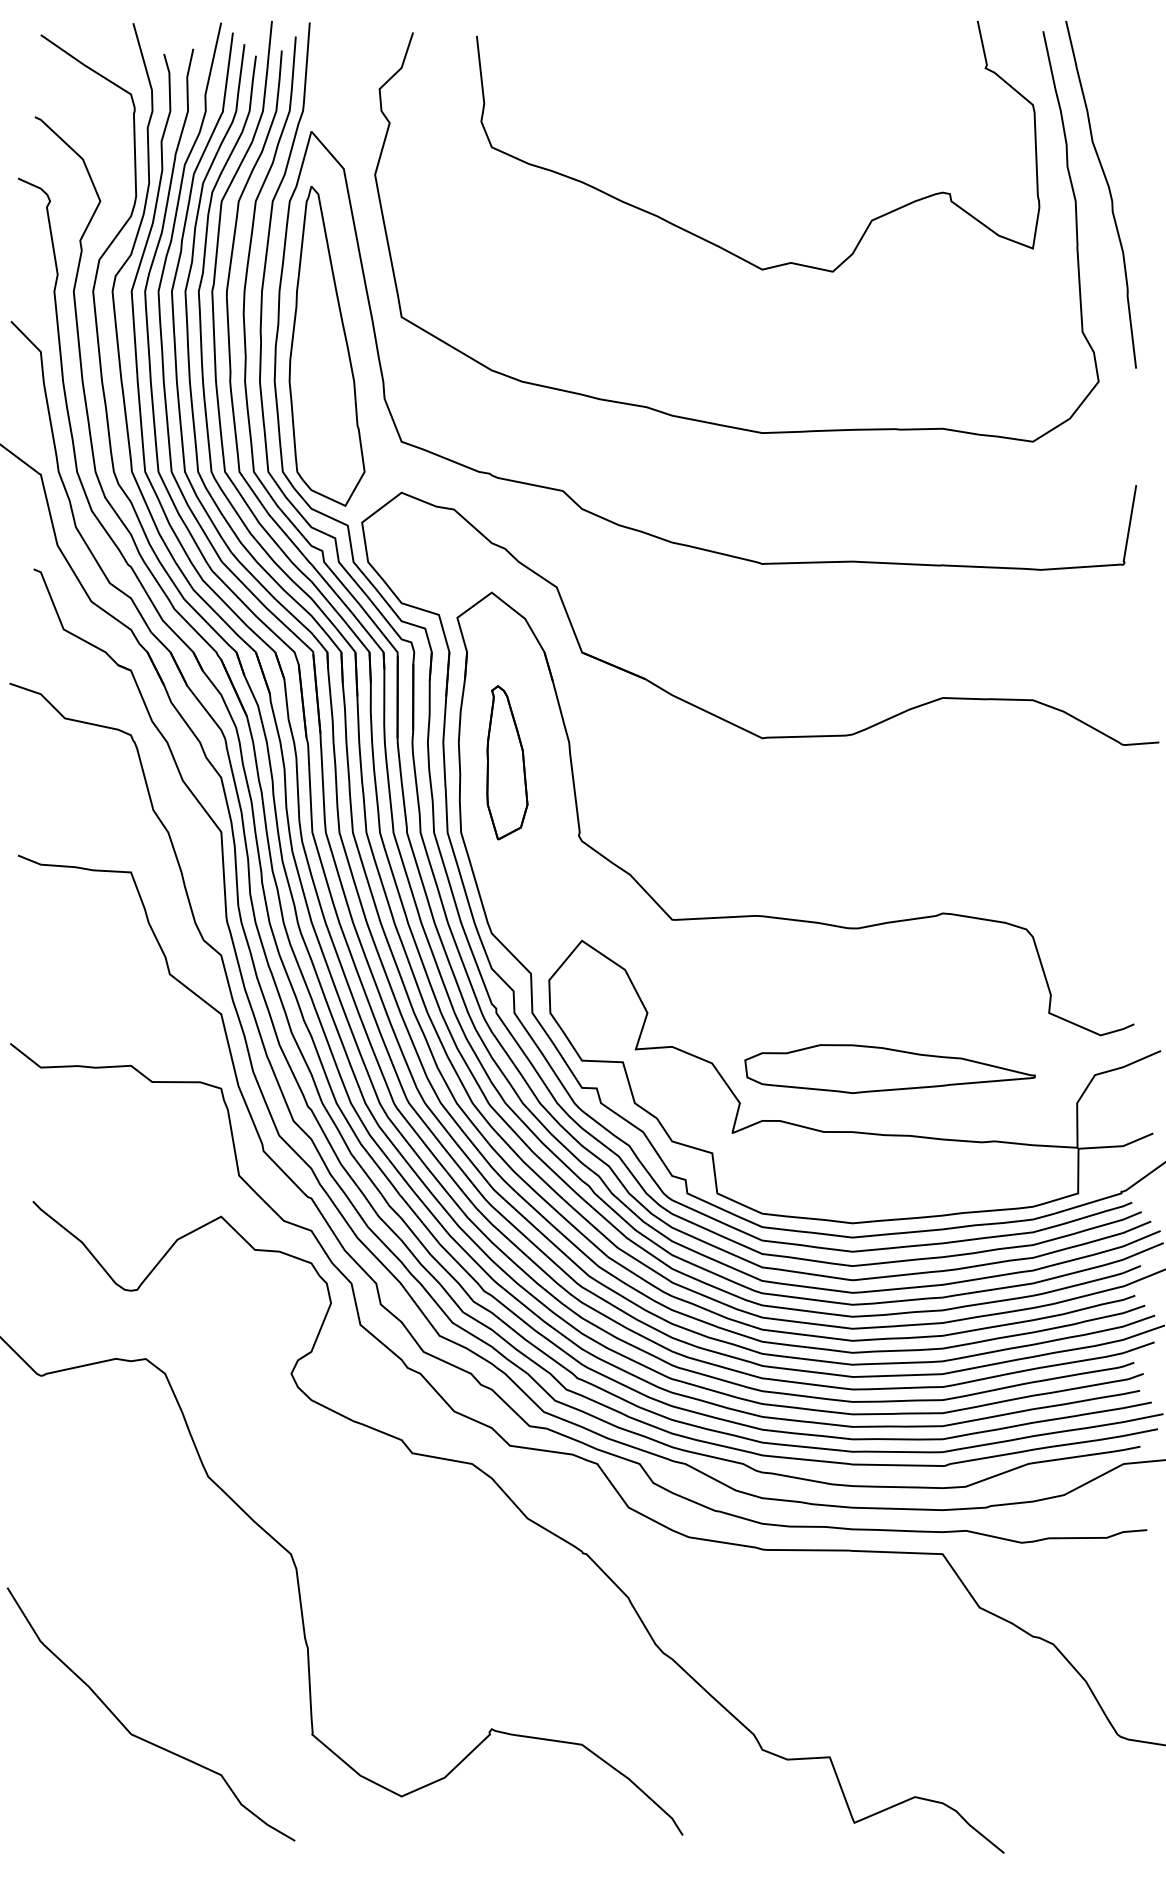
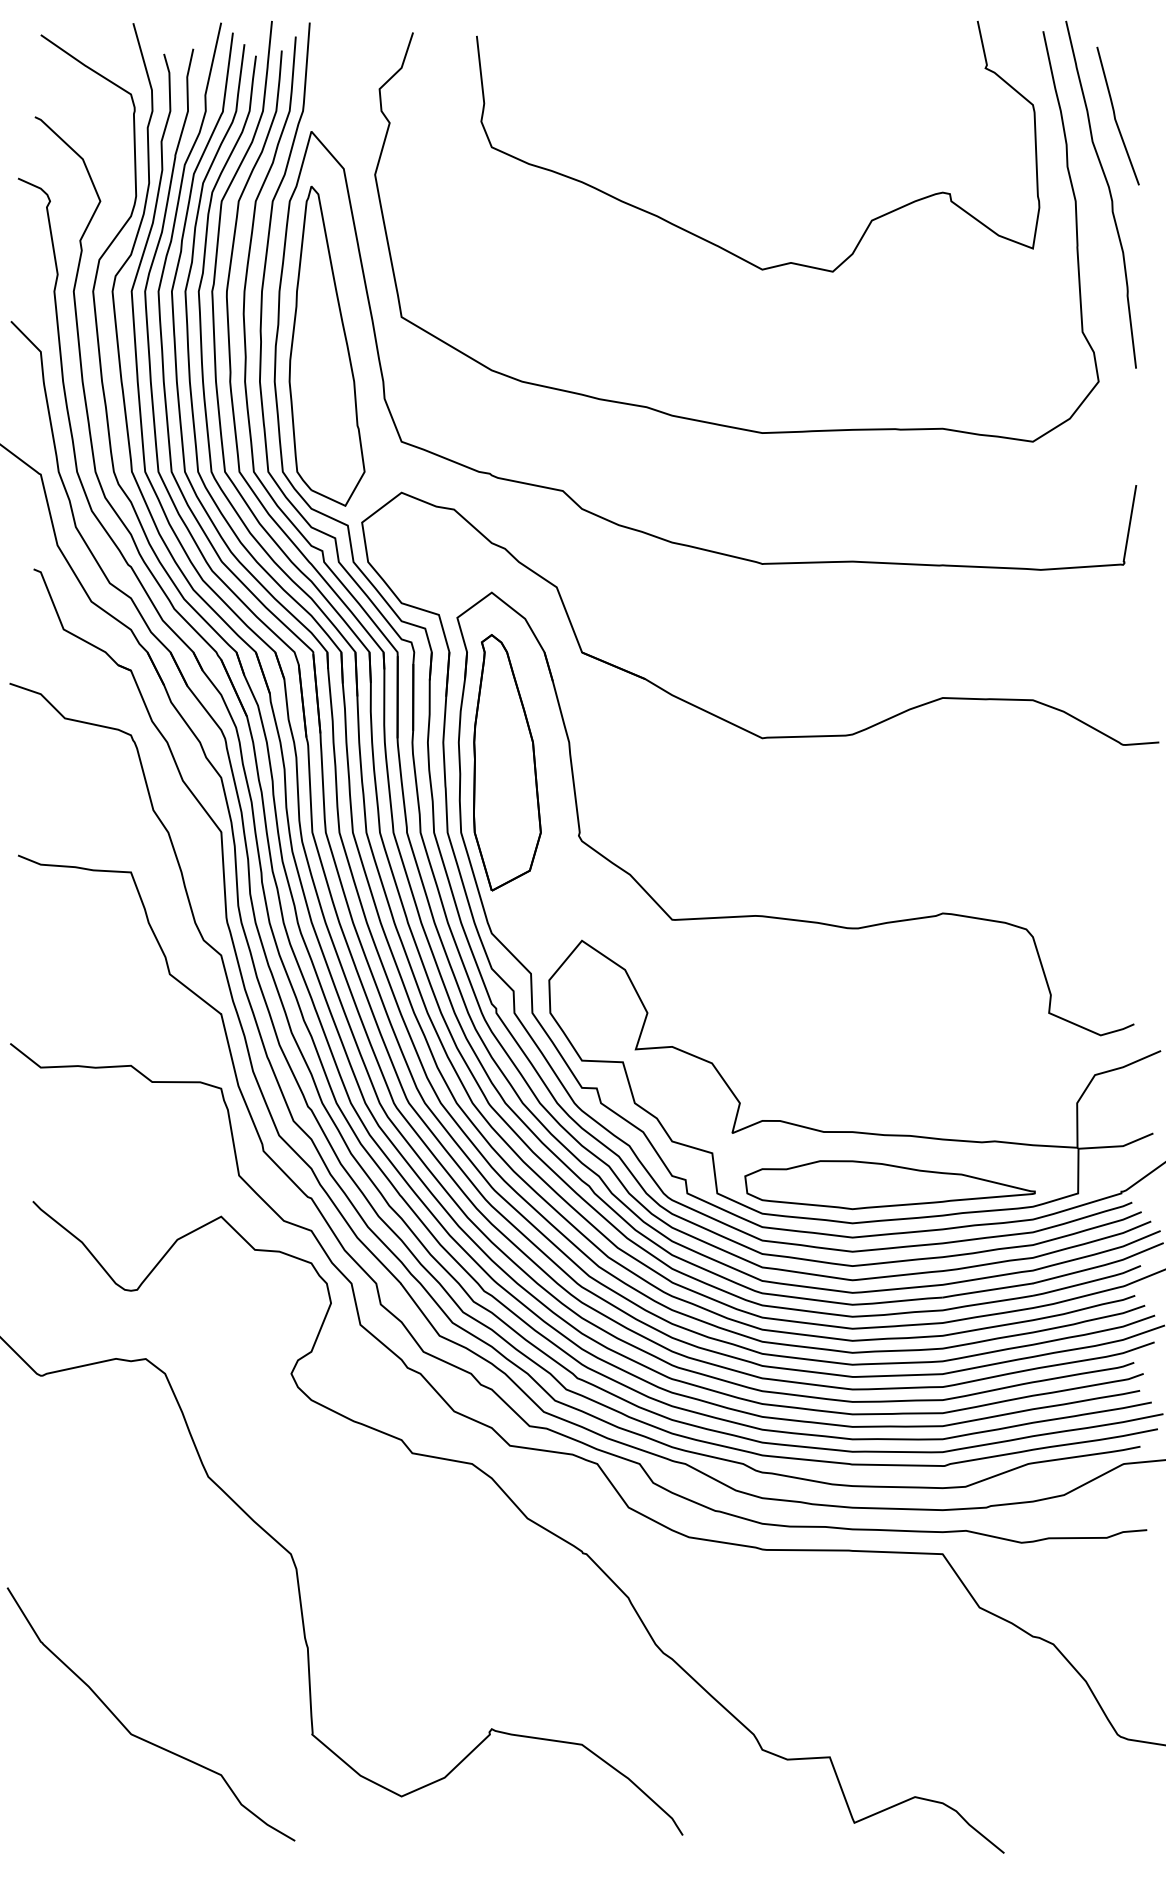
curve: none -> present (1115, 115)
part size: 43x156 px -> 69x258 px (507, 762)
part position: (889, 1069) -> (889, 1185) (889, 1185)
